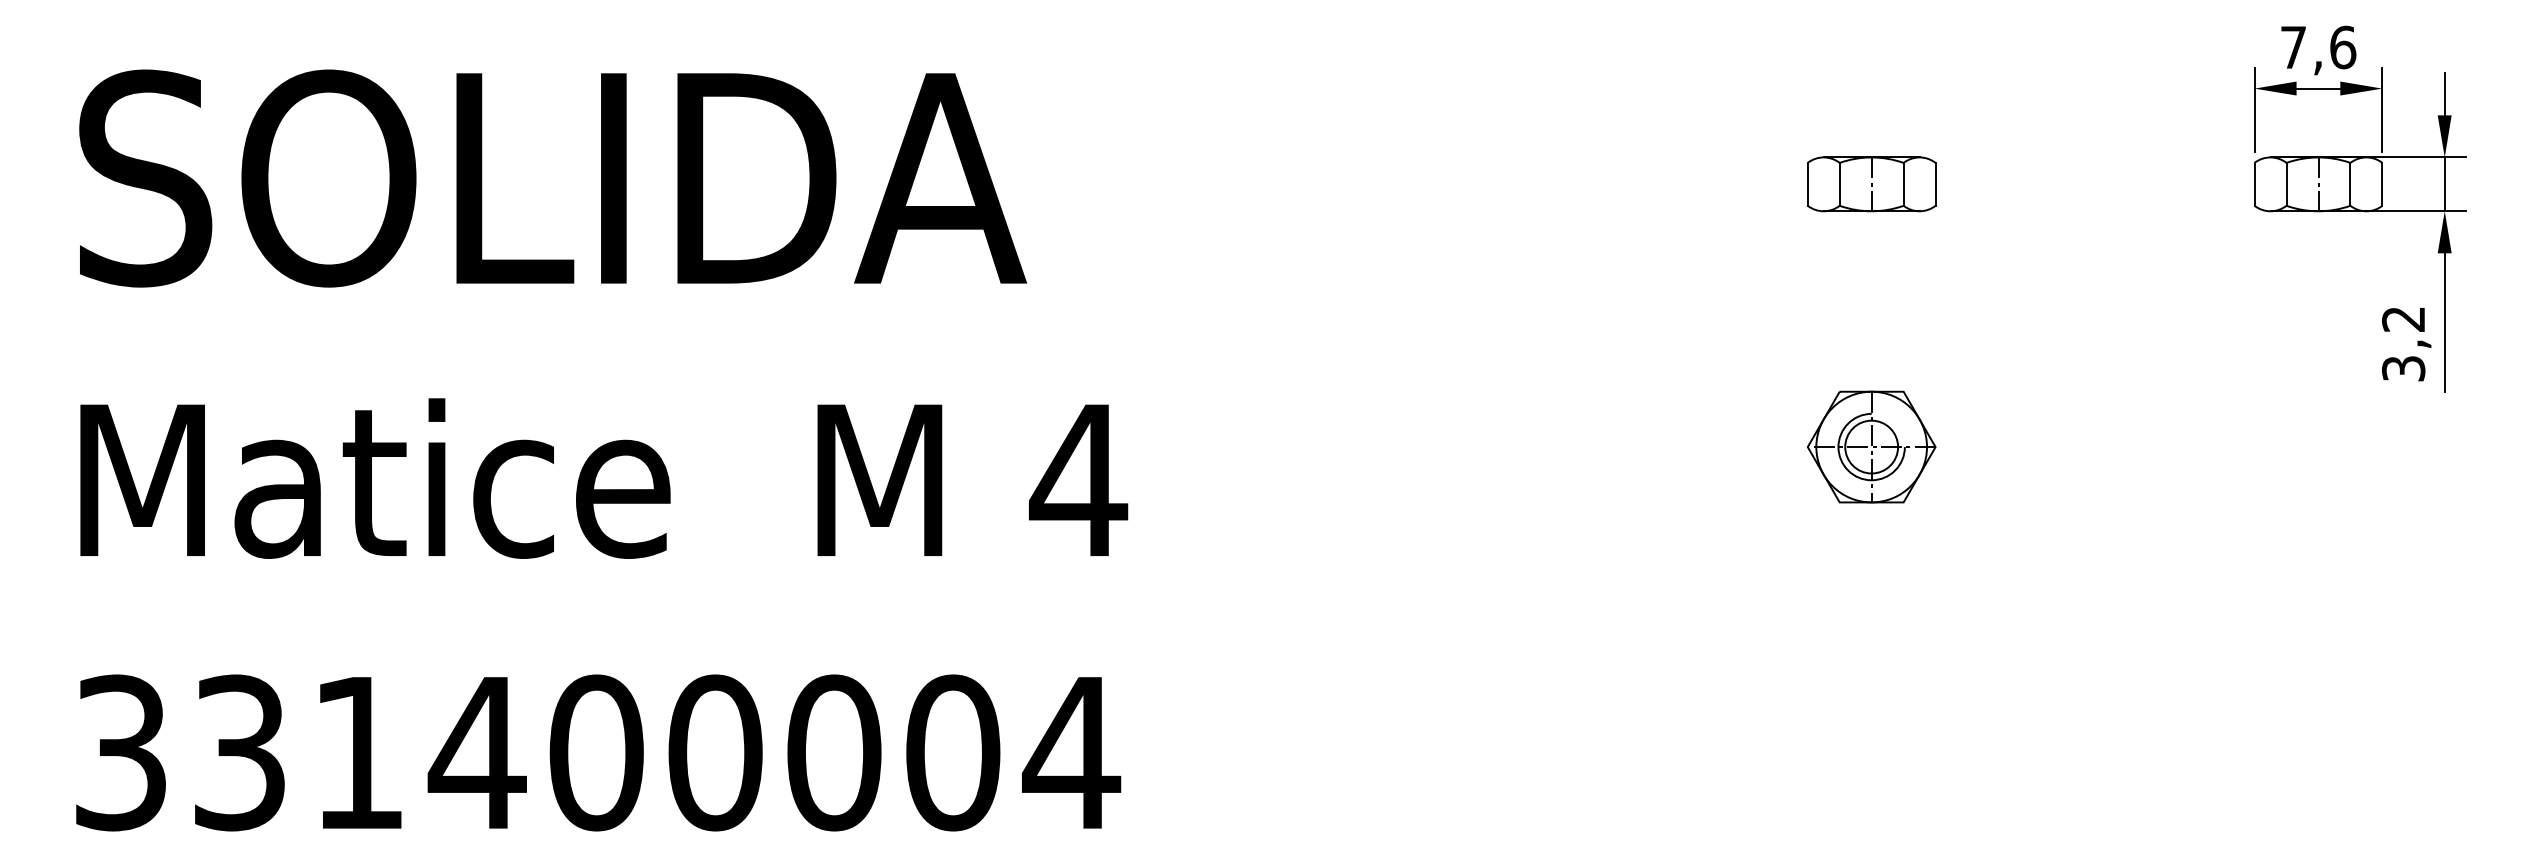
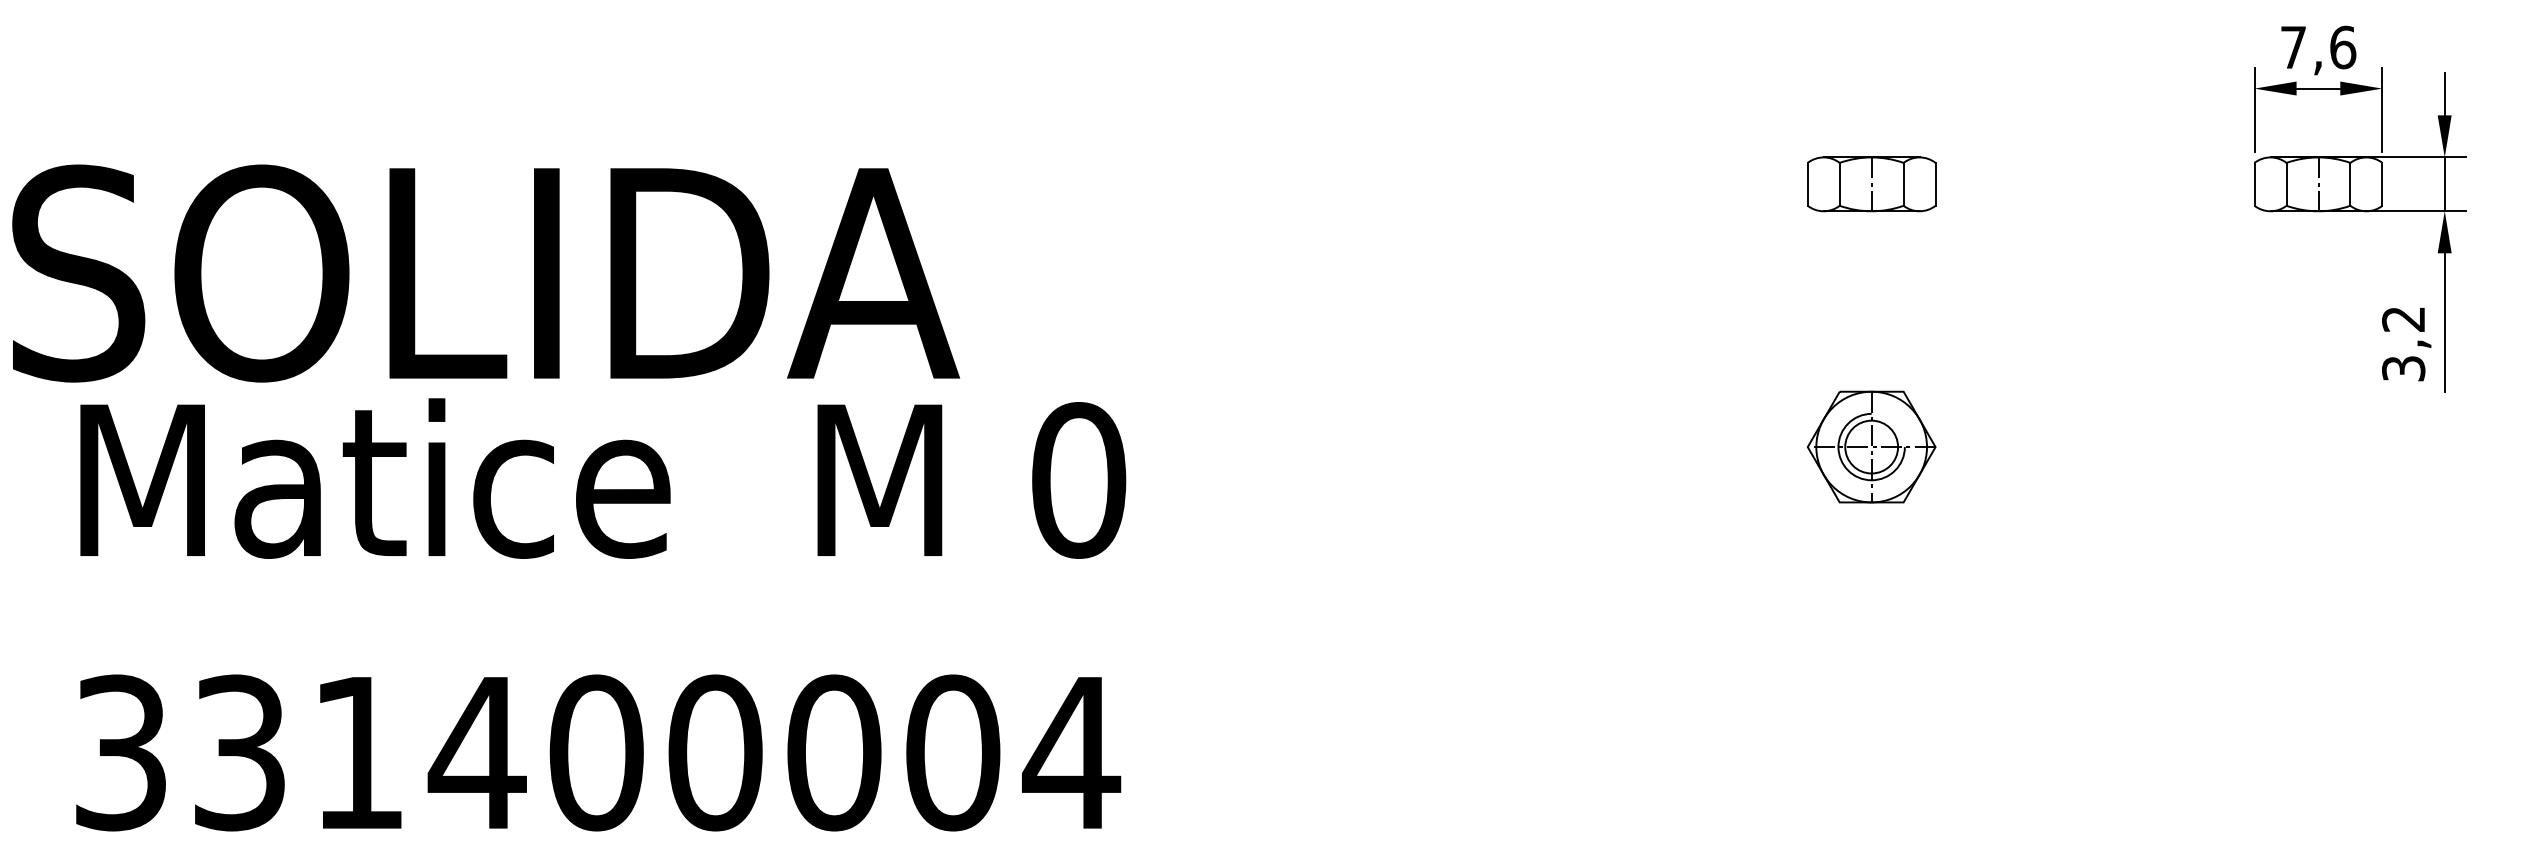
text position: (553, 178) -> (486, 273) (486, 273)
text: 4 -> 0 (1078, 480)
